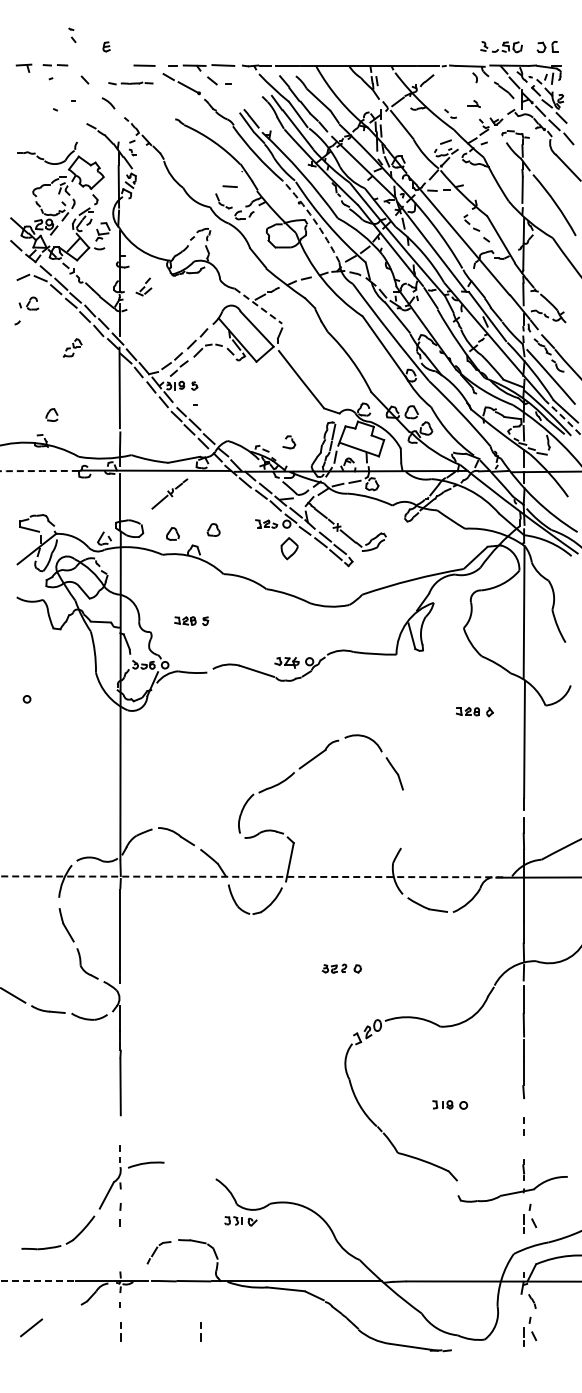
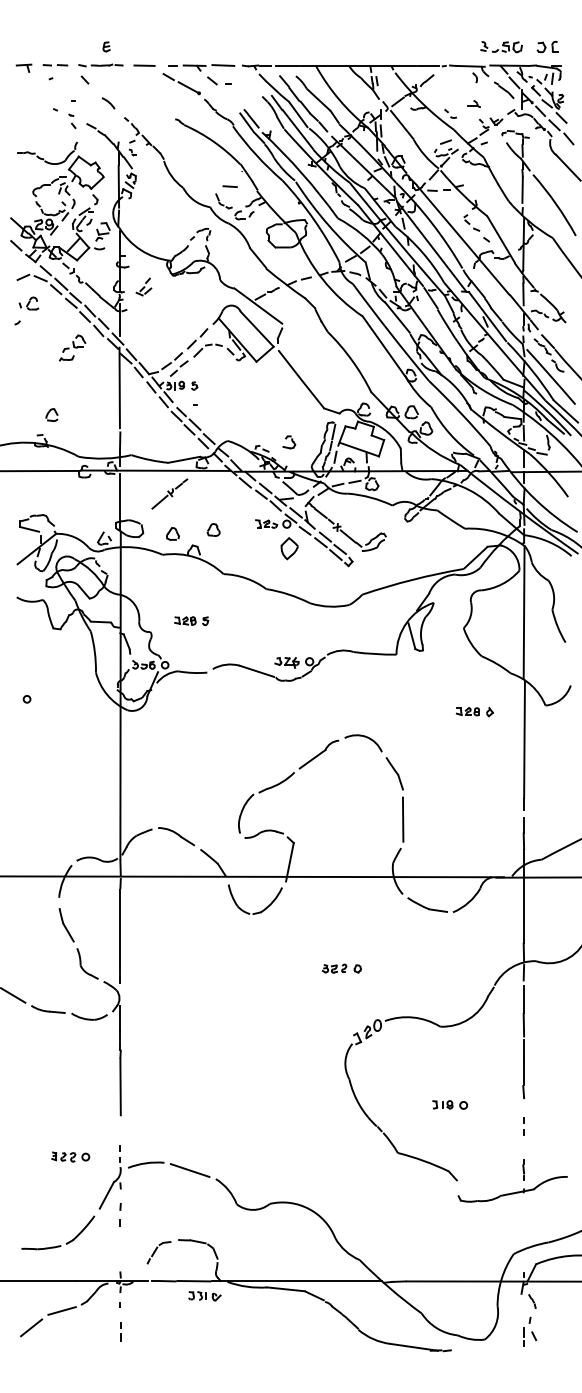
part position: (72, 35) -> (72, 121) (72, 121)
part position: (130, 83) -> (100, 65) (100, 65)
arc: dashed -> solid (313, 219)
line: dashed -> solid (258, 306)
part size: 20x20 px -> 28x28 px (72, 347)
arc: dashed -> solid (564, 418)
arc: dashed -> solid (39, 471)
line: none -> present (402, 819)
line: dashed -> solid (252, 876)
part: none -> present (70, 1156)
line: none -> present (189, 1170)
part: present -> none (530, 1218)
part position: (240, 1221) -> (204, 1296) (204, 1296)
line: dashed -> solid (37, 1280)
line: none -> present (61, 1310)
line: present -> none (200, 1333)
